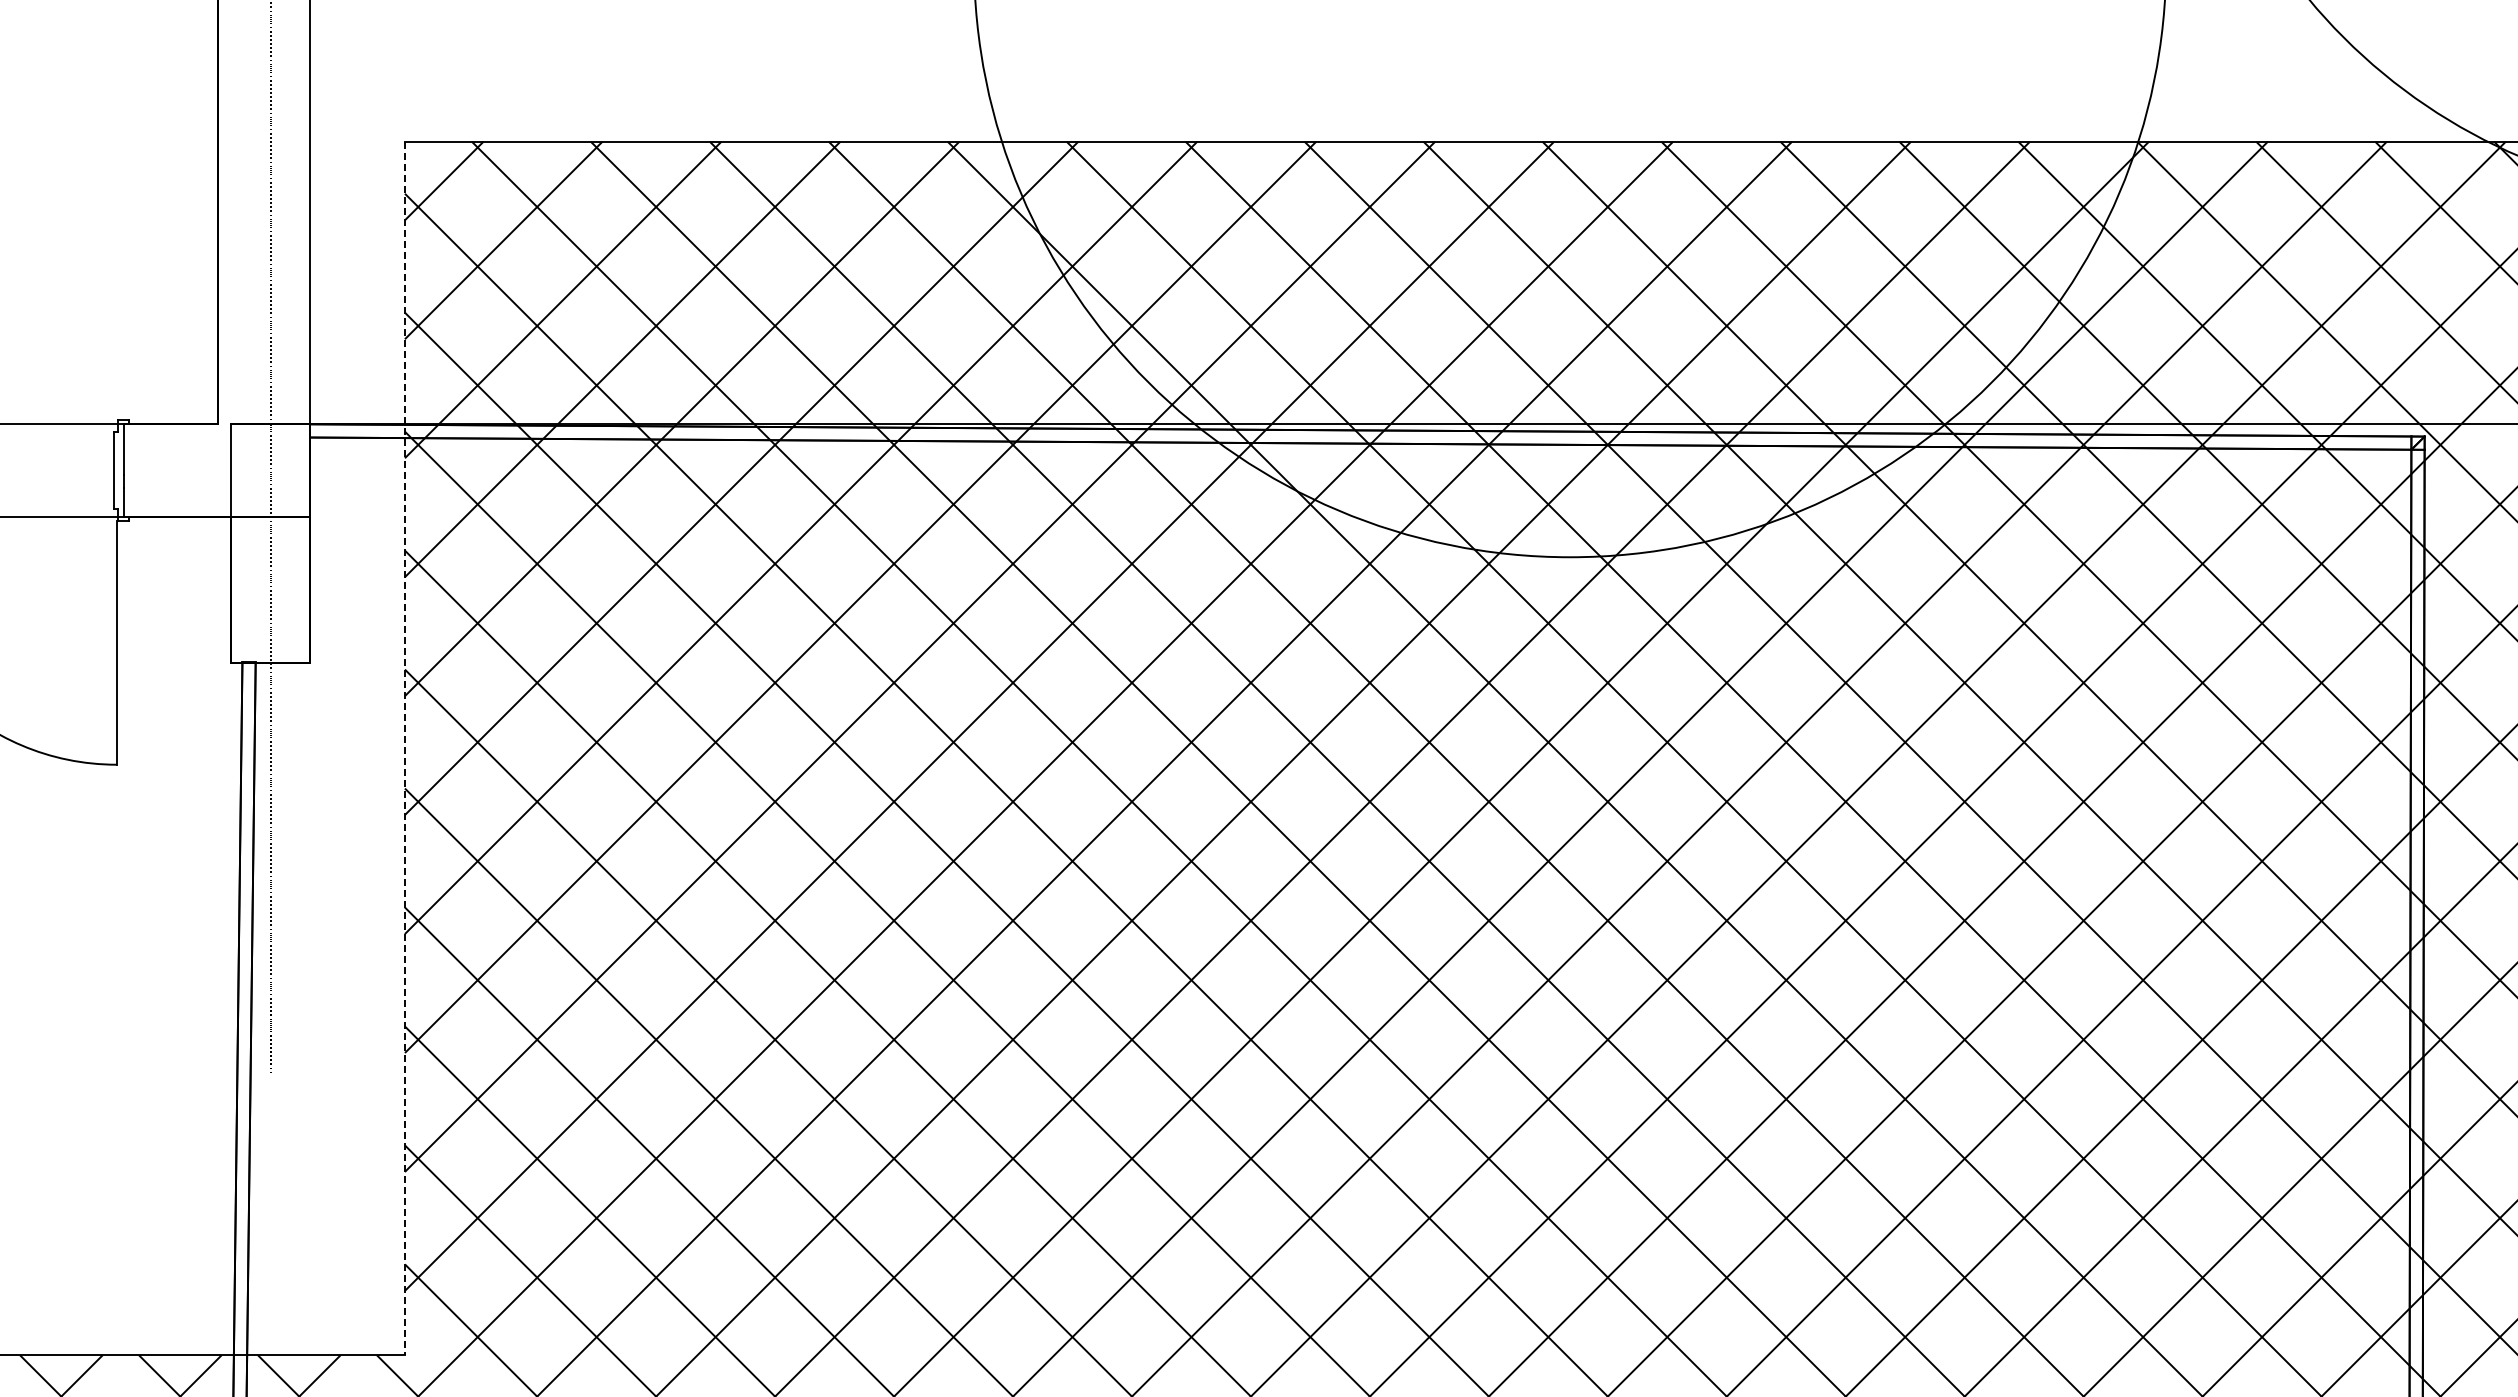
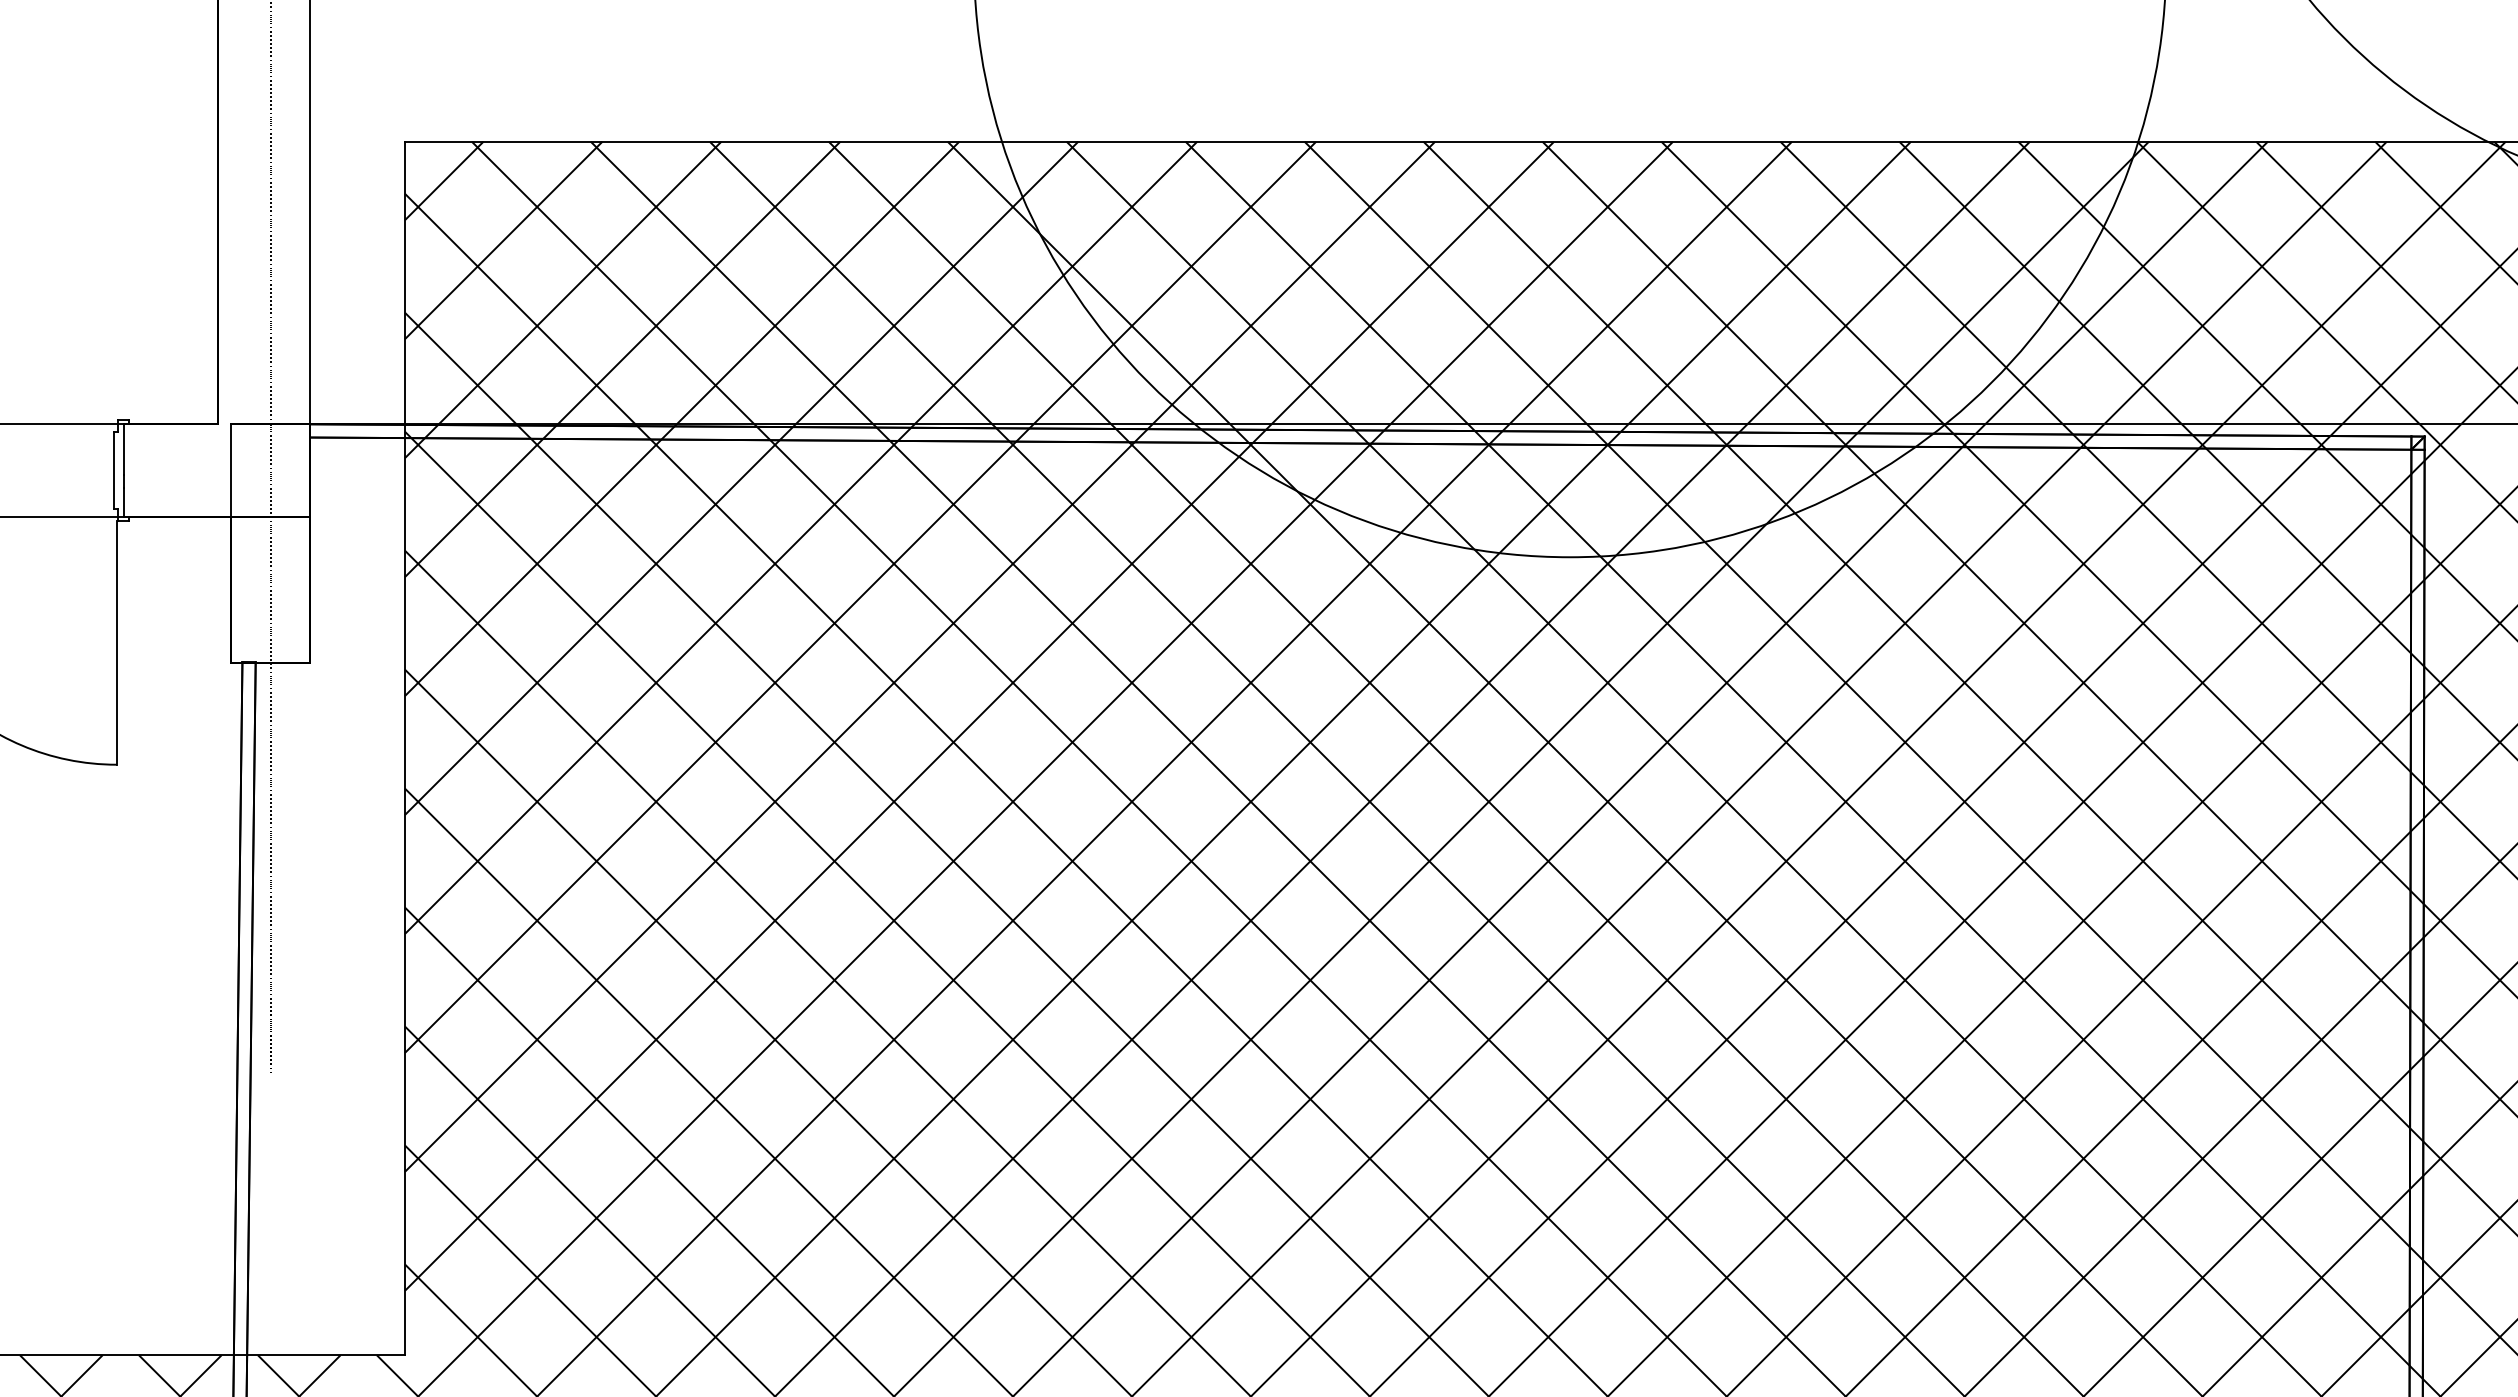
line: dashed -> solid (404, 748)
